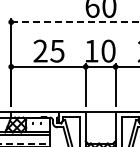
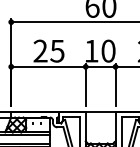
line: dashed -> solid (75, 22)
line: dashed -> solid (25, 144)
